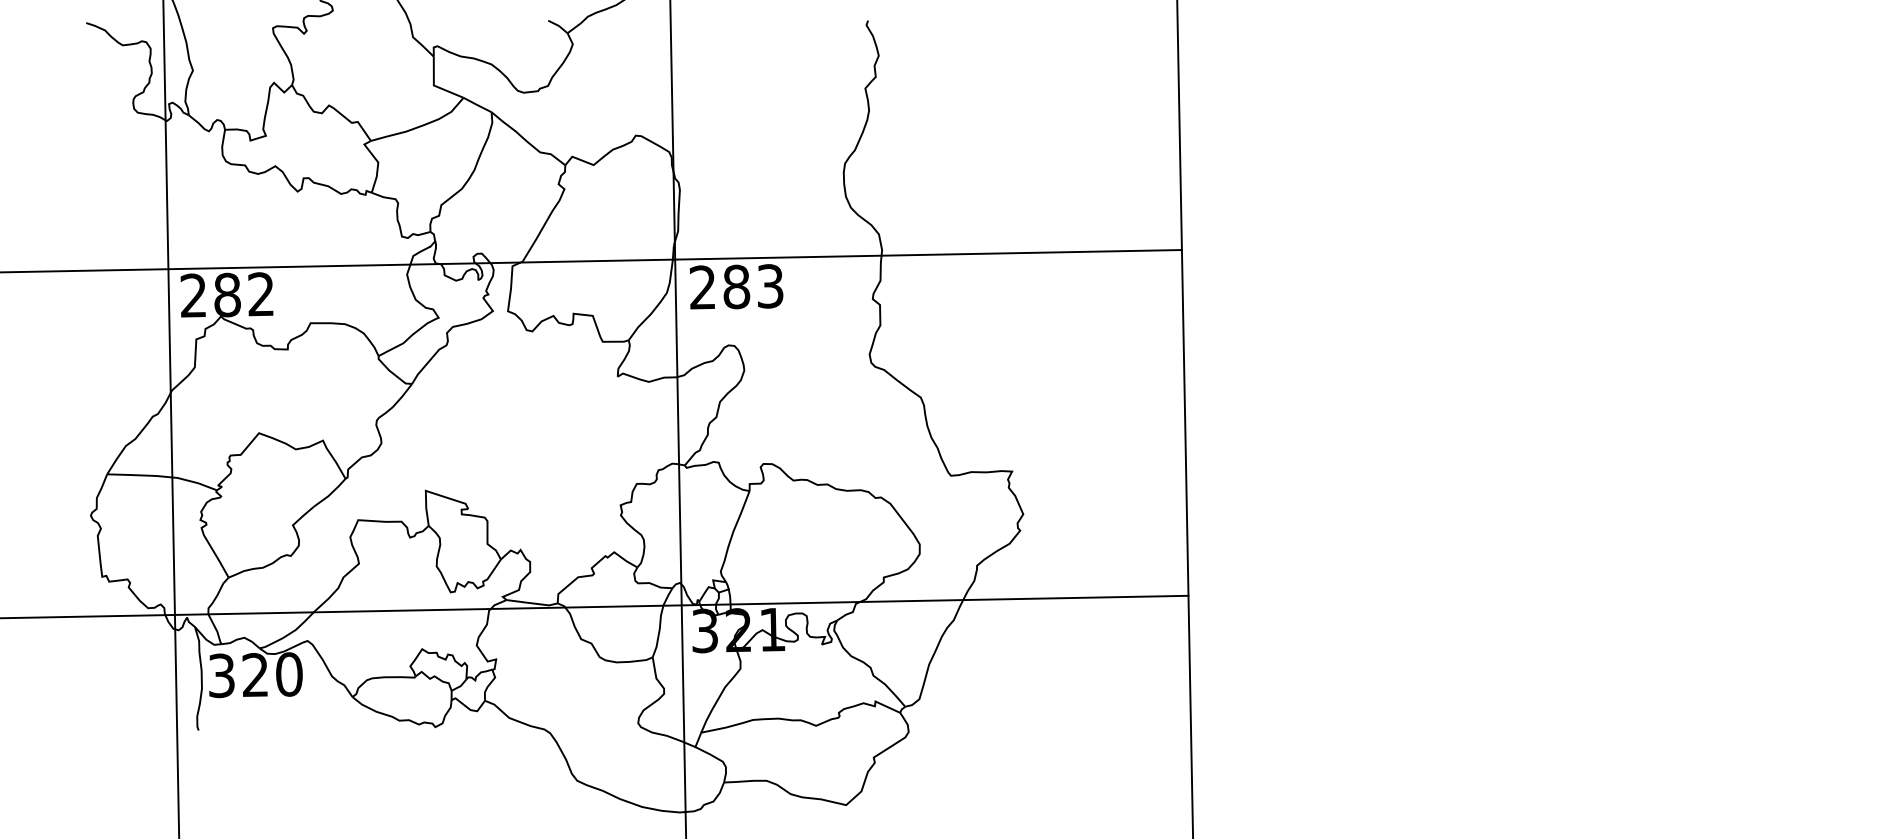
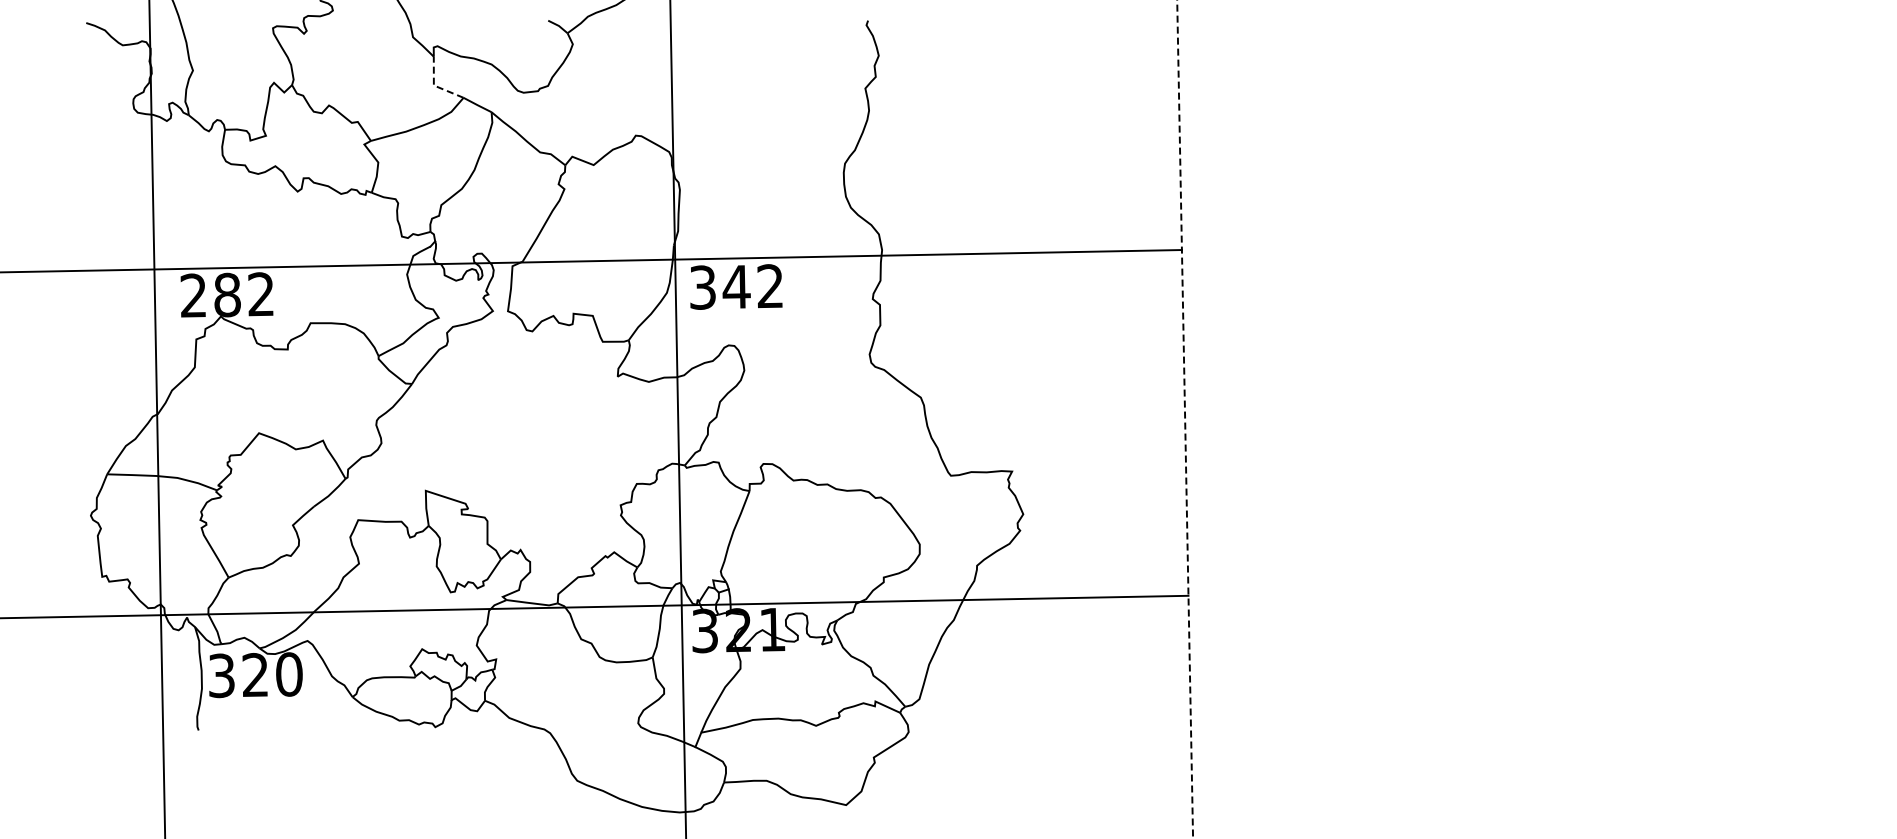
line: solid -> dashed (434, 85)
text: 283 -> 342 (736, 286)
line position: (171, 418) -> (157, 418) (157, 418)
line: solid -> dashed (1185, 419)
